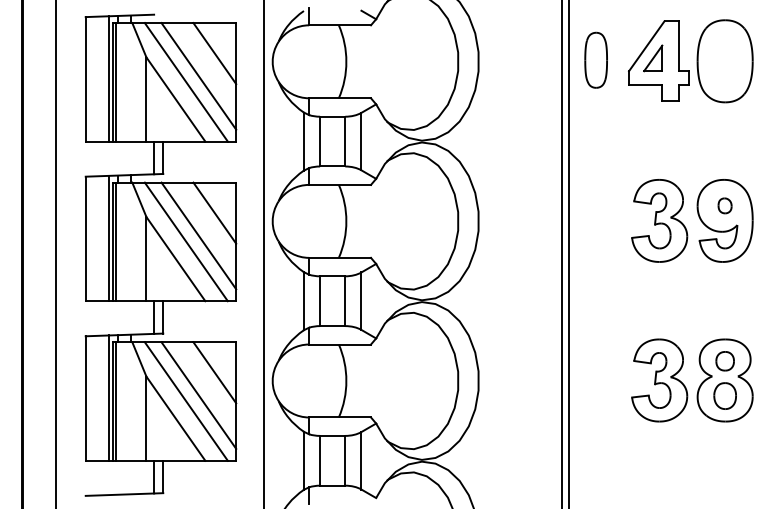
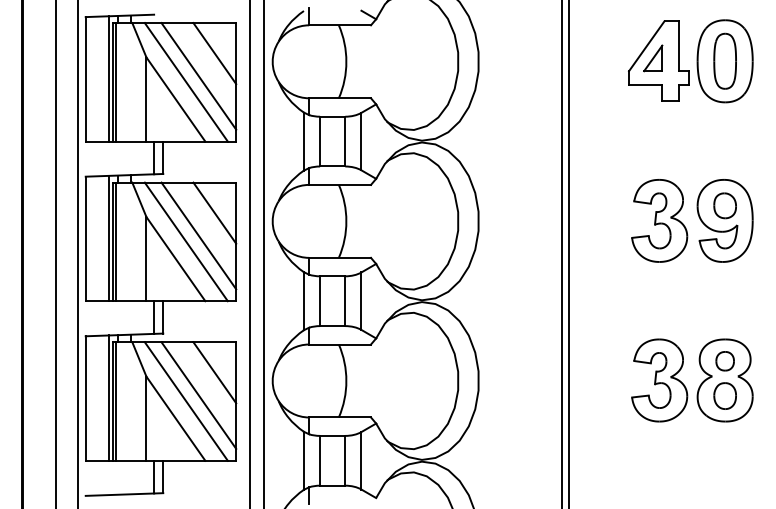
part position: (595, 59) -> (724, 60) (724, 60)
part size: 16x18 px -> 24x28 px (724, 205)
line: none -> present (77, 253)
line: none -> present (249, 253)
